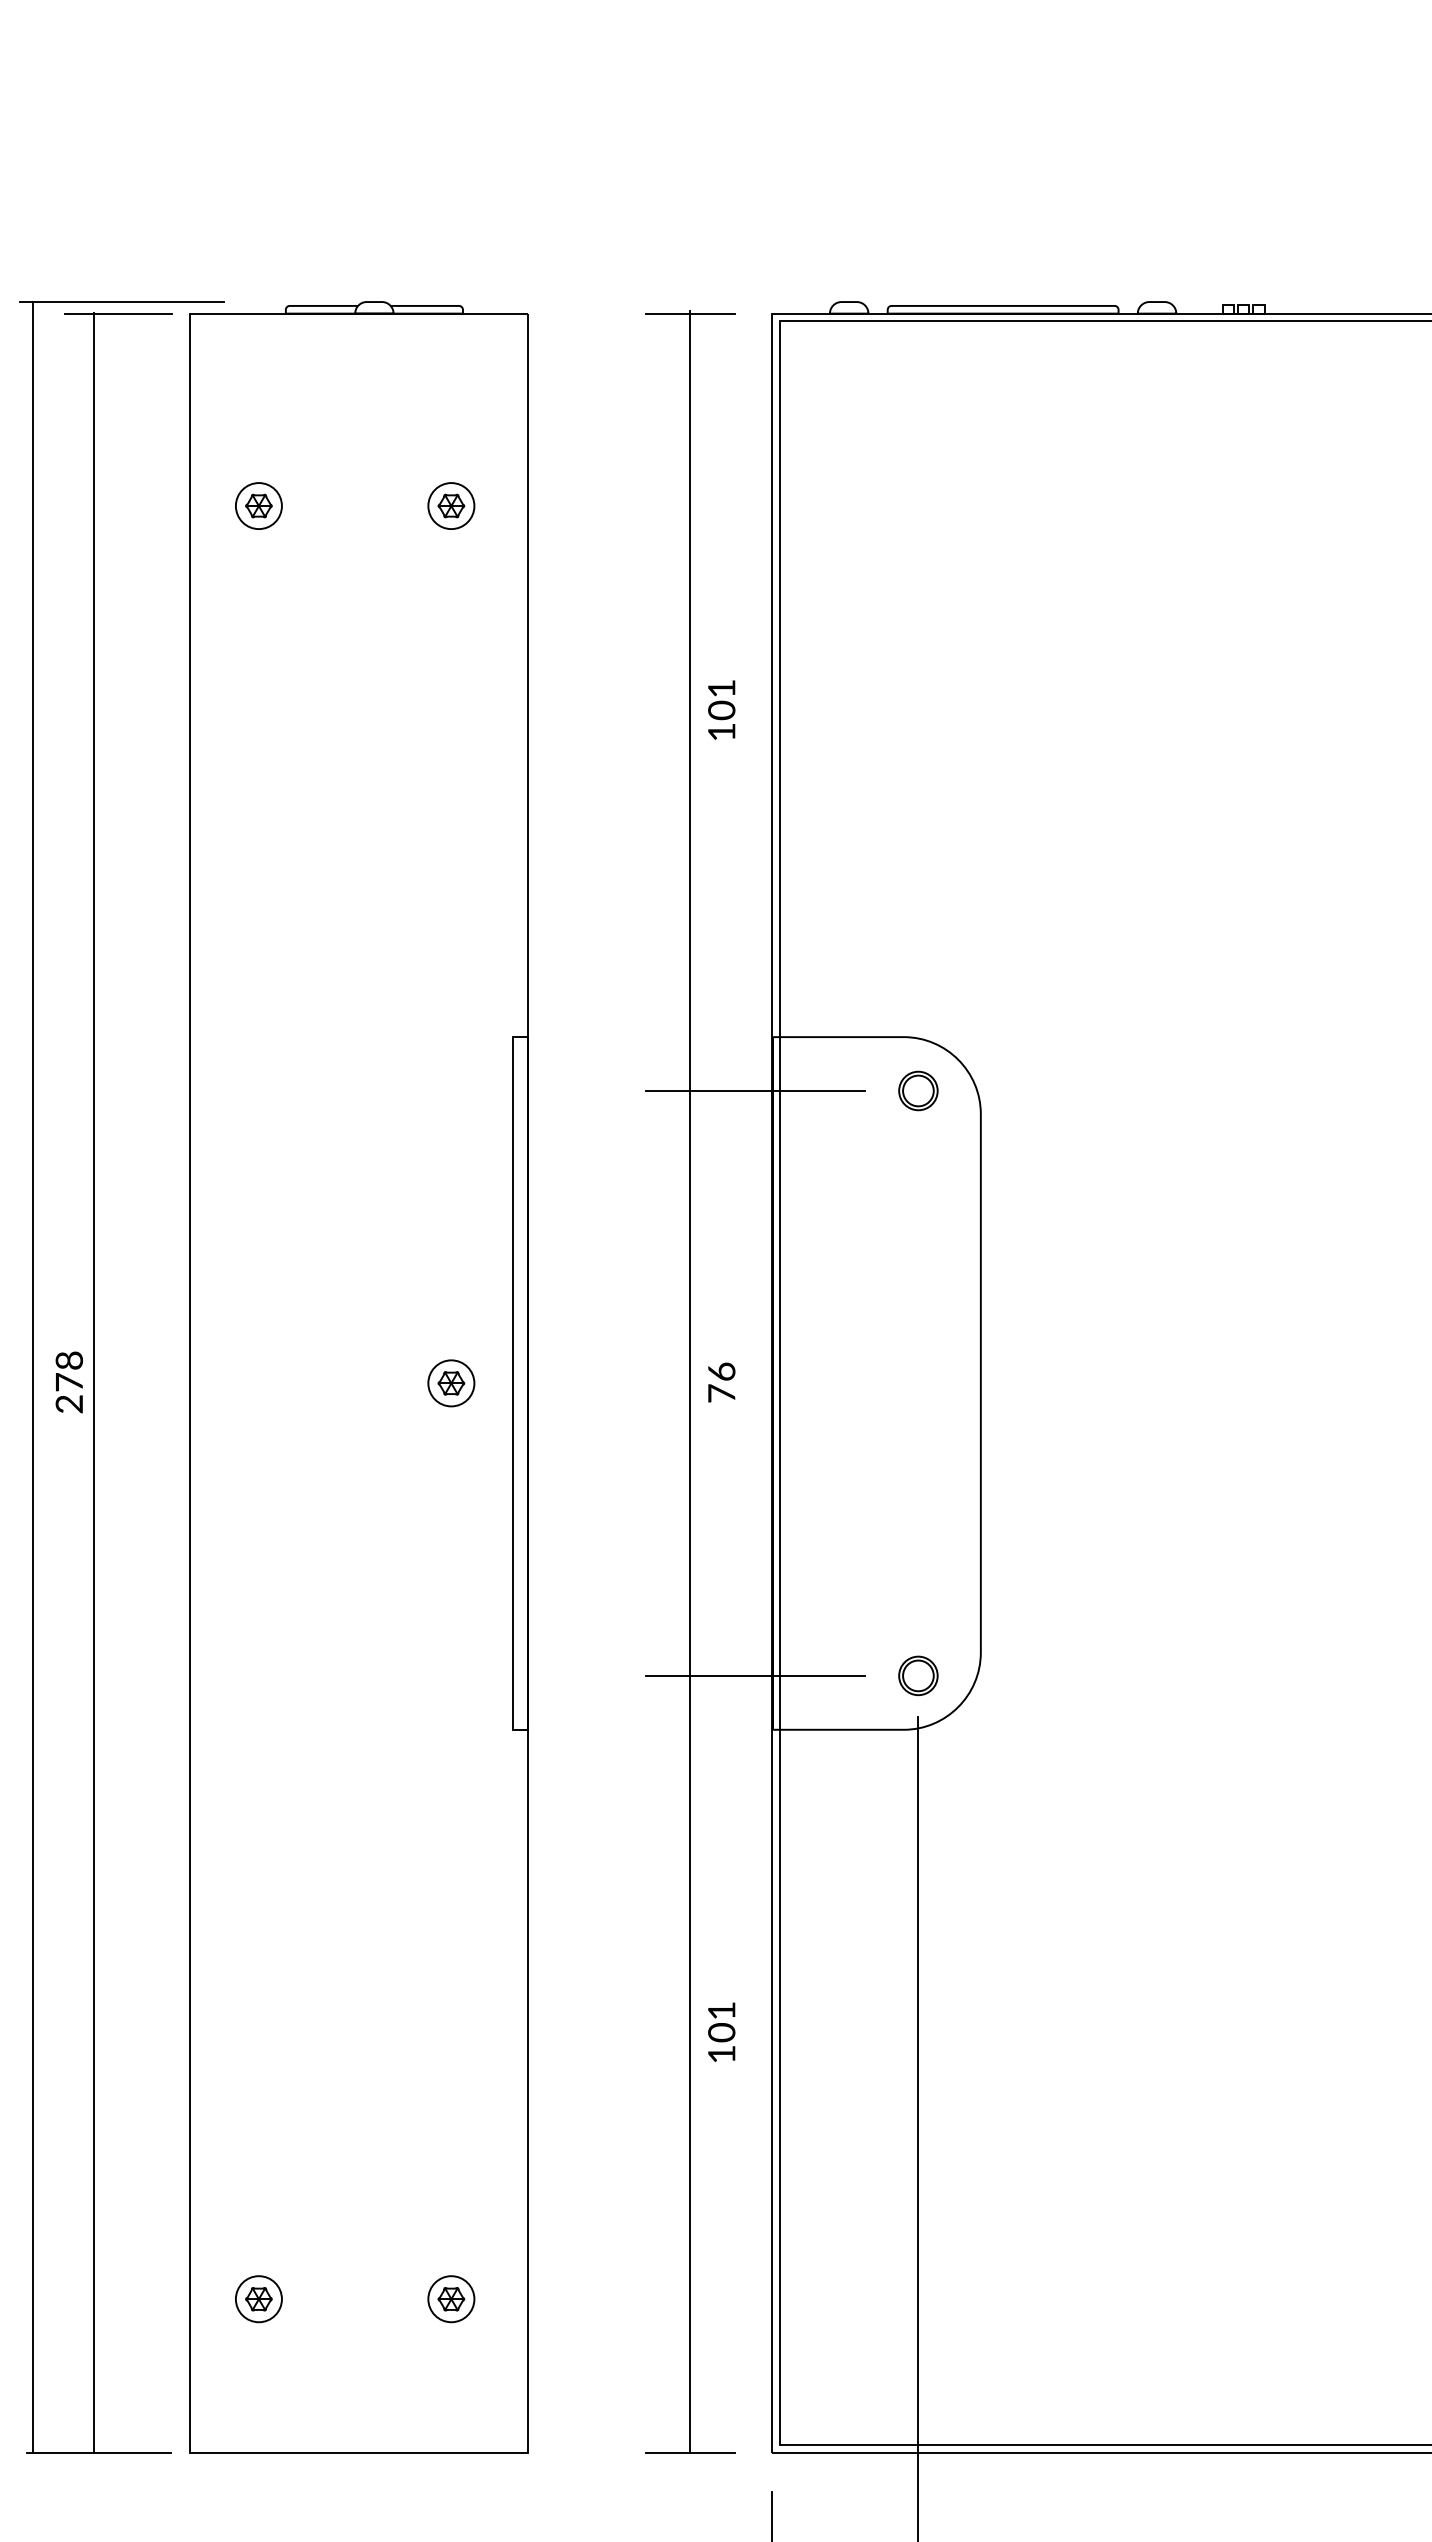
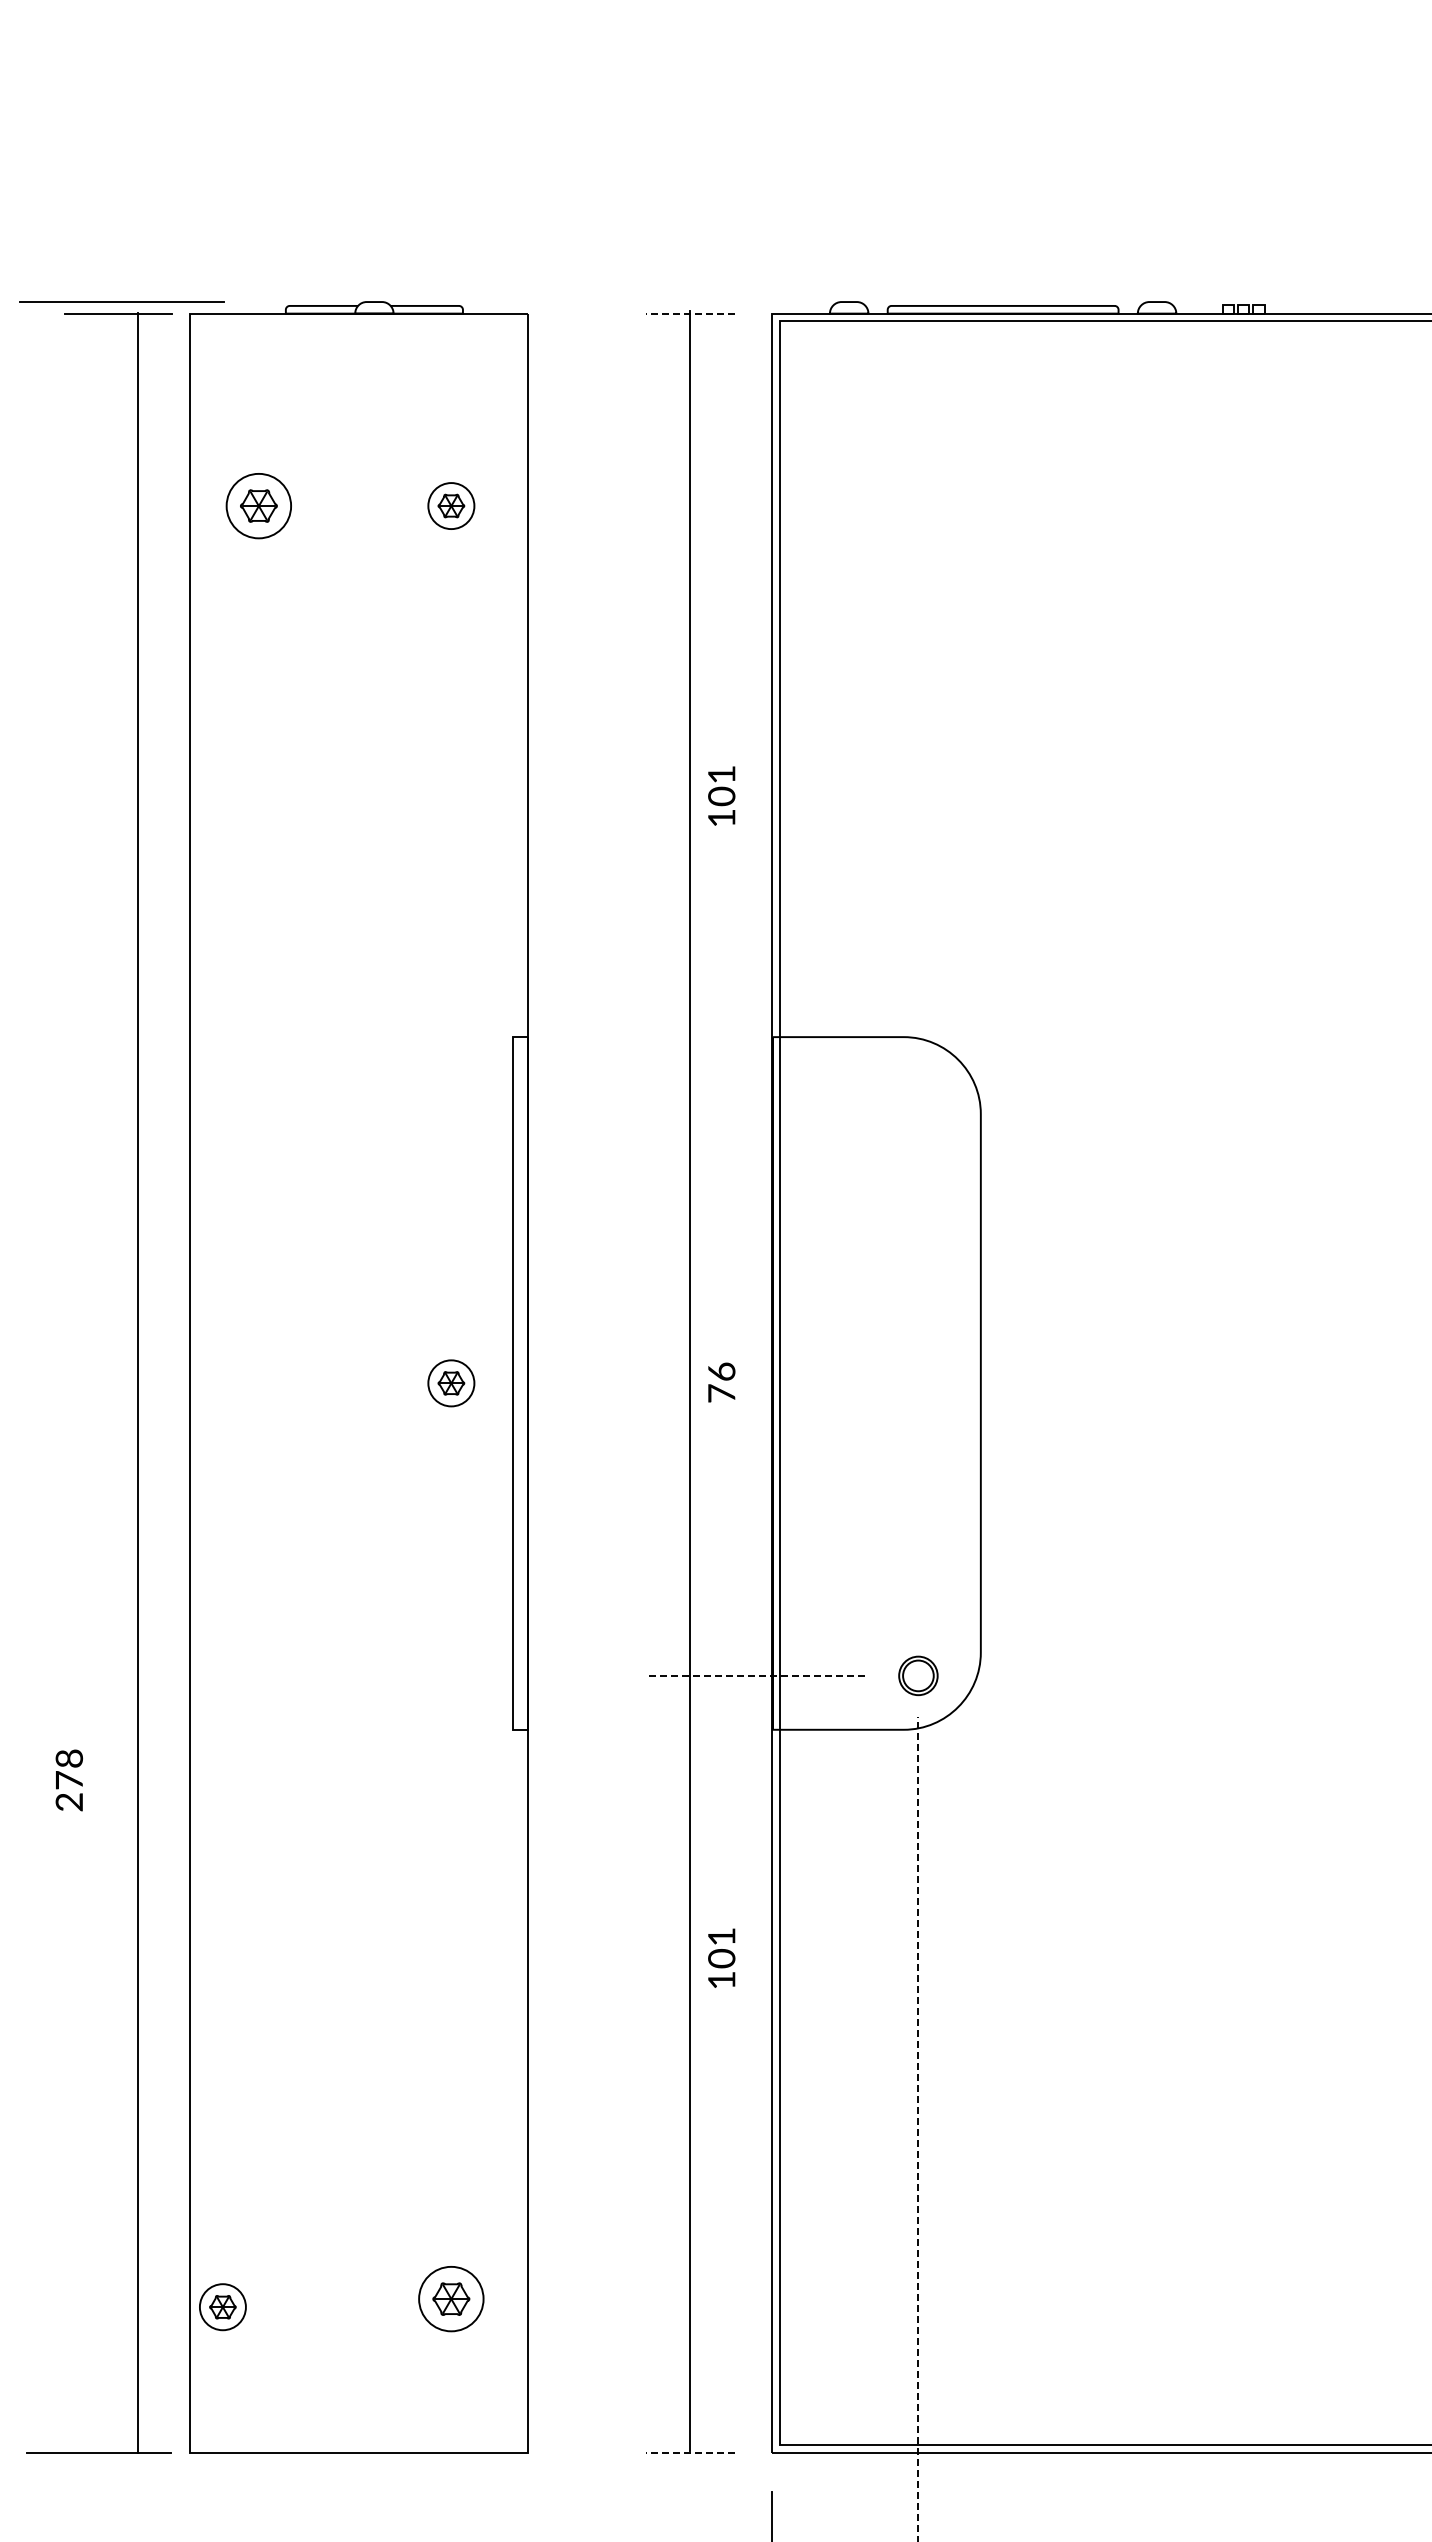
line: solid -> dashed (690, 313)
part size: 48x48 px -> 67x67 px (258, 506)
text position: (721, 709) -> (721, 795) (721, 795)
part: present -> none (918, 1090)
line: present -> none (754, 1091)
line: present -> none (32, 1377)
text position: (68, 1382) -> (68, 1780) (68, 1780)
line position: (94, 1383) -> (138, 1383) (138, 1383)
line: solid -> dashed (755, 1675)
text position: (721, 2031) -> (721, 1957) (721, 1957)
line: solid -> dashed (918, 2129)
part position: (258, 2299) -> (222, 2307) (222, 2307)
part size: 49x49 px -> 67x67 px (451, 2299)
line: solid -> dashed (690, 2453)
